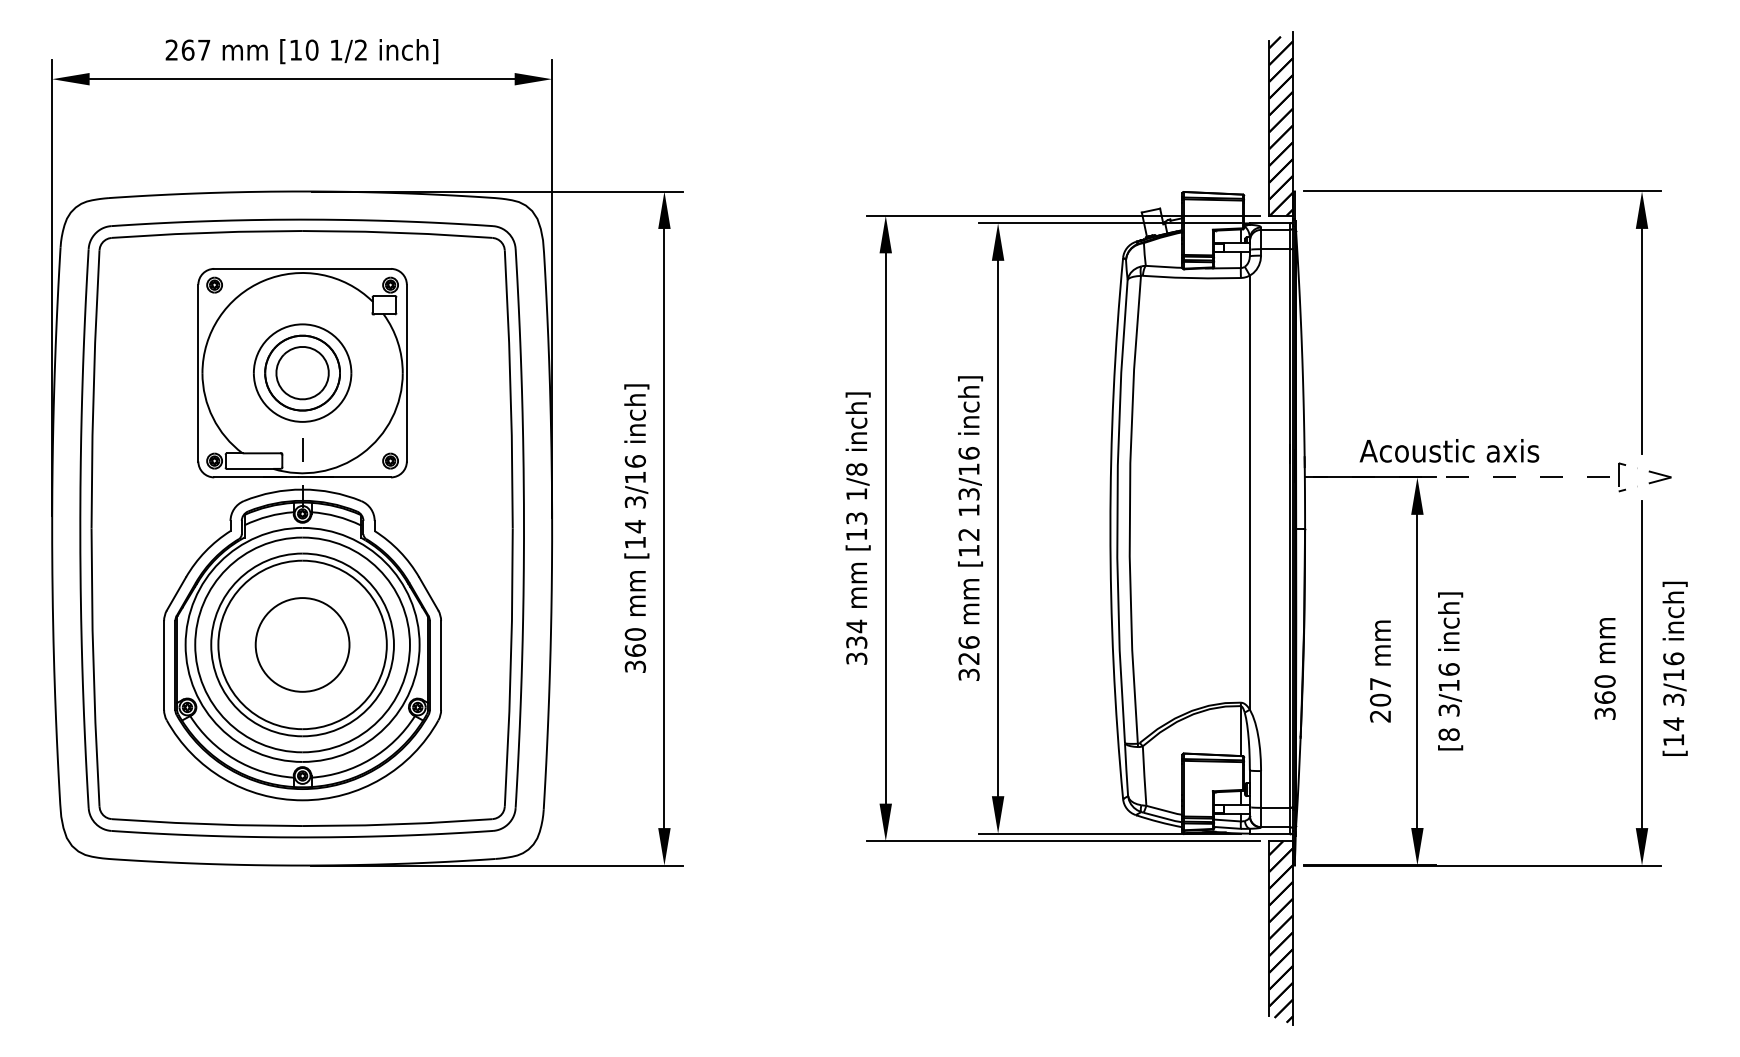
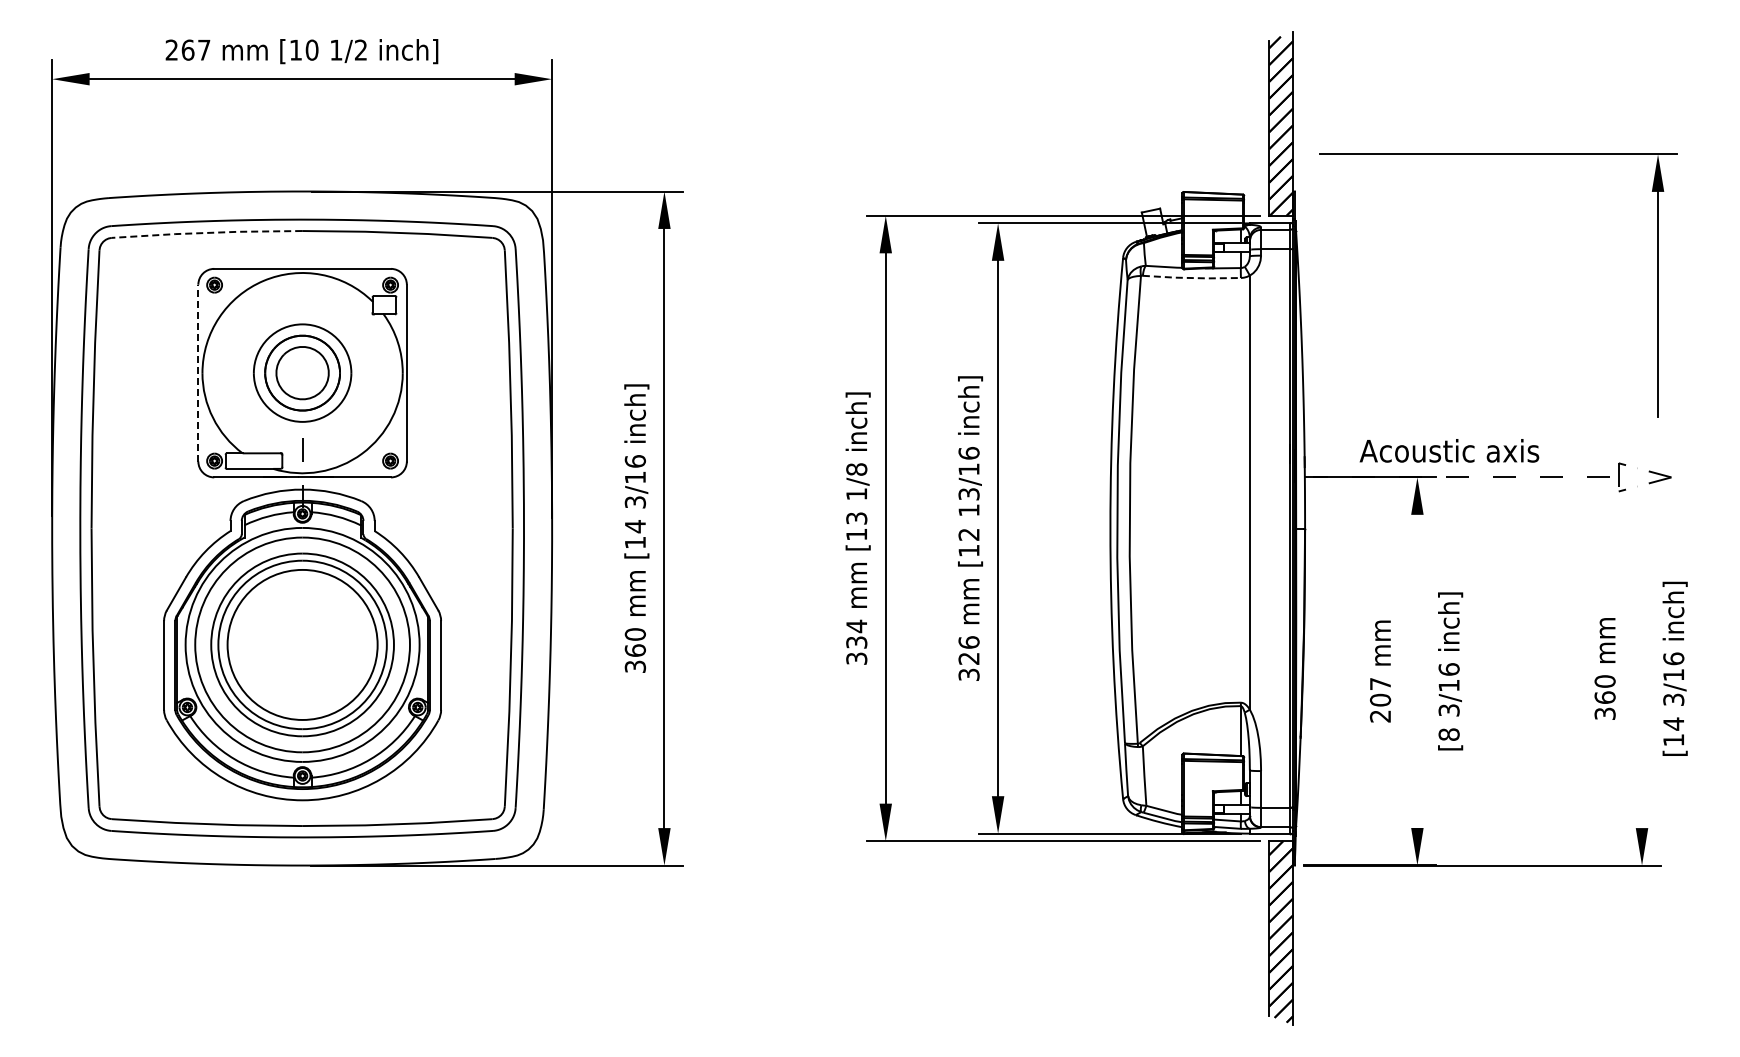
part position: (1482, 191) -> (1498, 154) (1498, 154)
line: solid -> dashed (206, 232)
line: solid -> dashed (1191, 278)
line: solid -> dashed (198, 372)
circle diameter: 94 px -> 150 px (302, 644)
line: present -> none (1642, 664)
line: present -> none (1417, 671)
